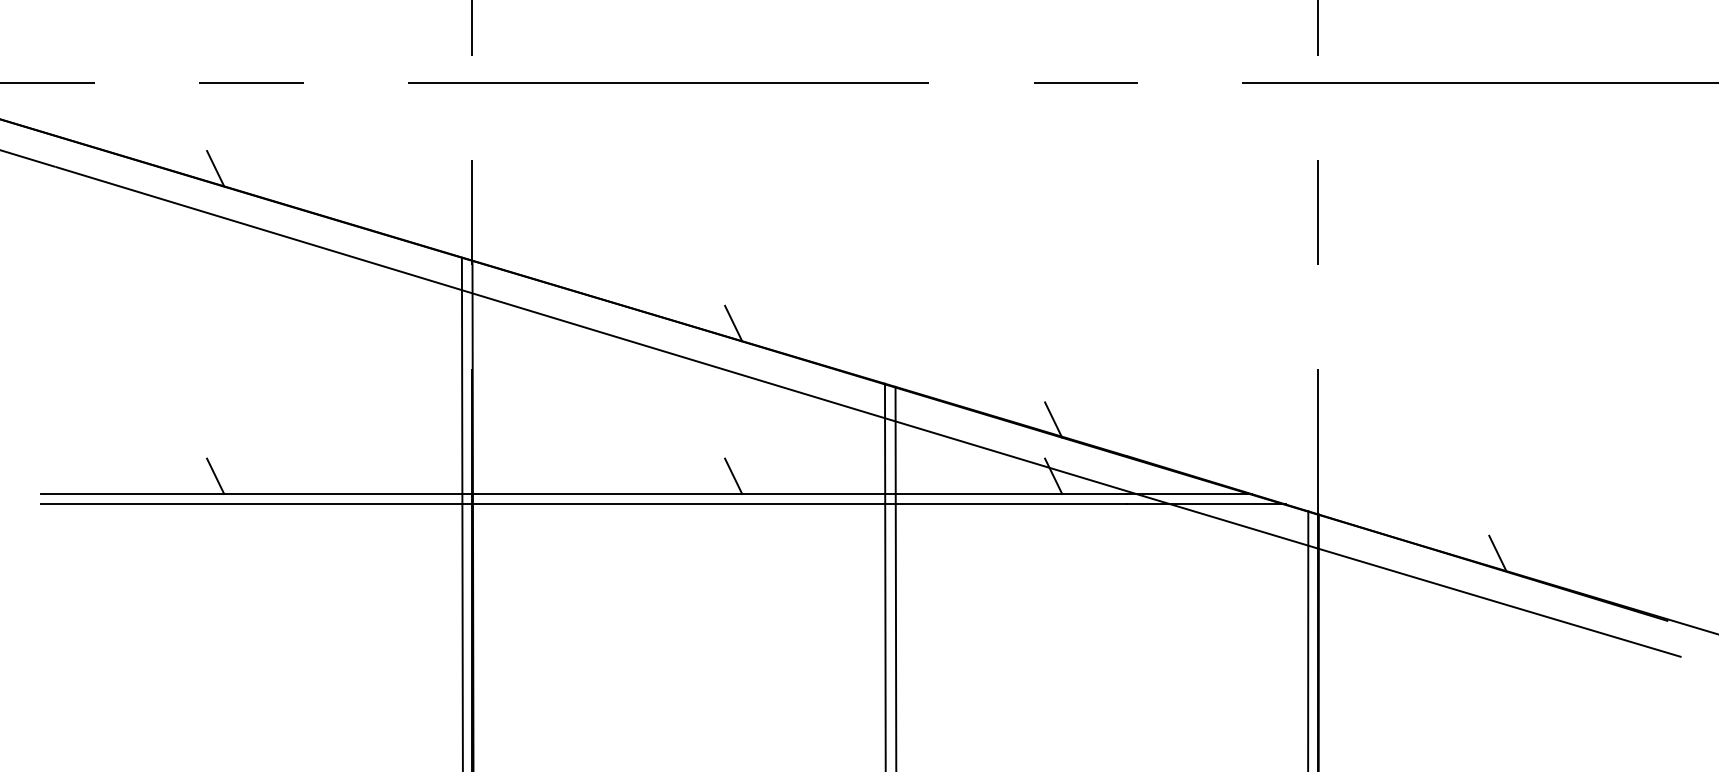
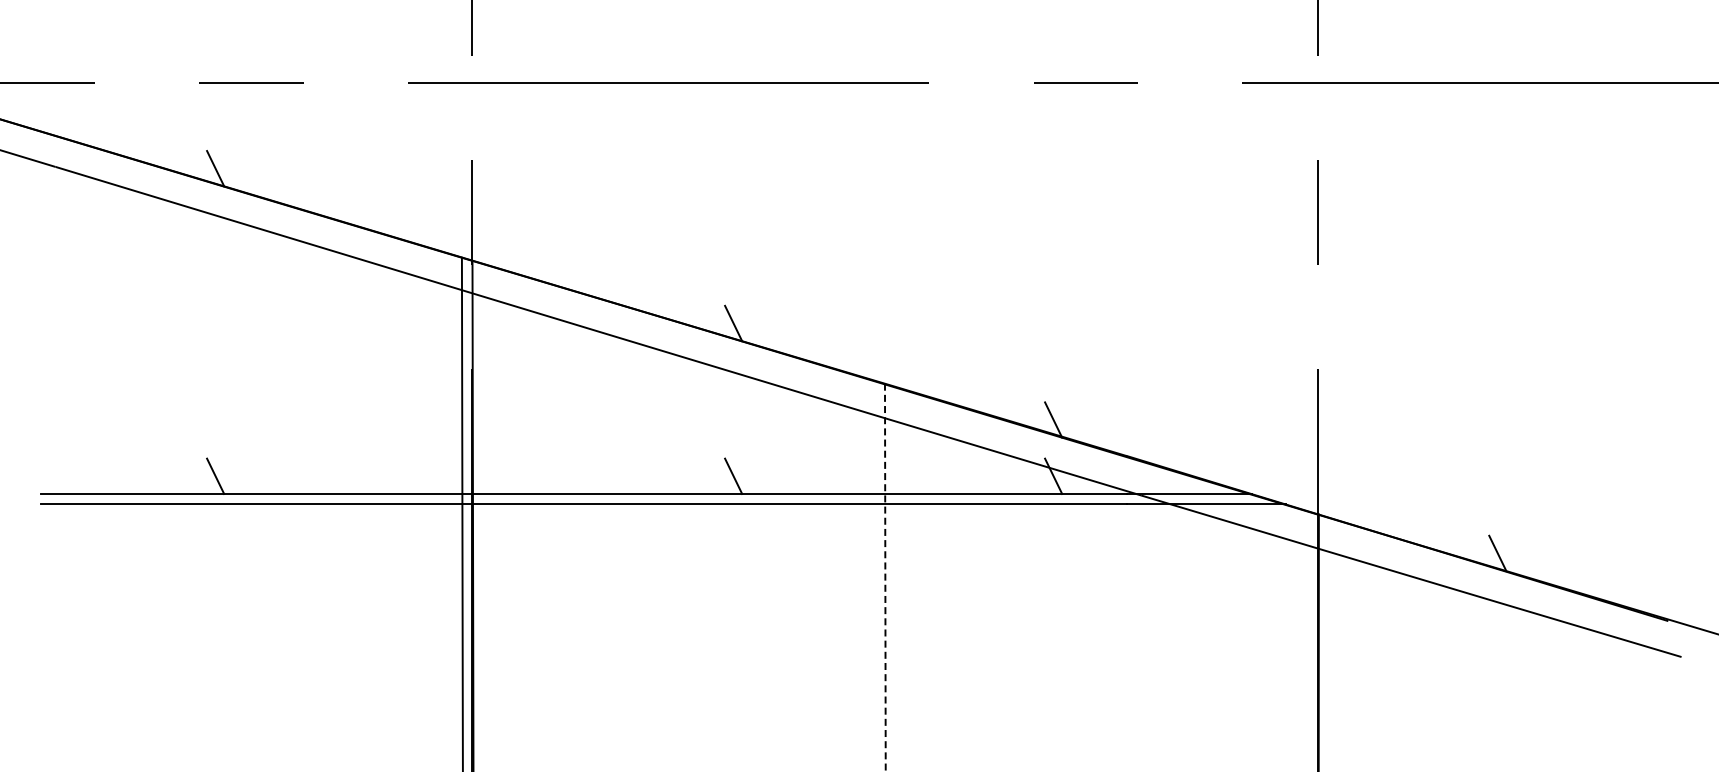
line: solid -> dashed (885, 577)
line: present -> none (895, 577)
line: present -> none (1308, 639)
